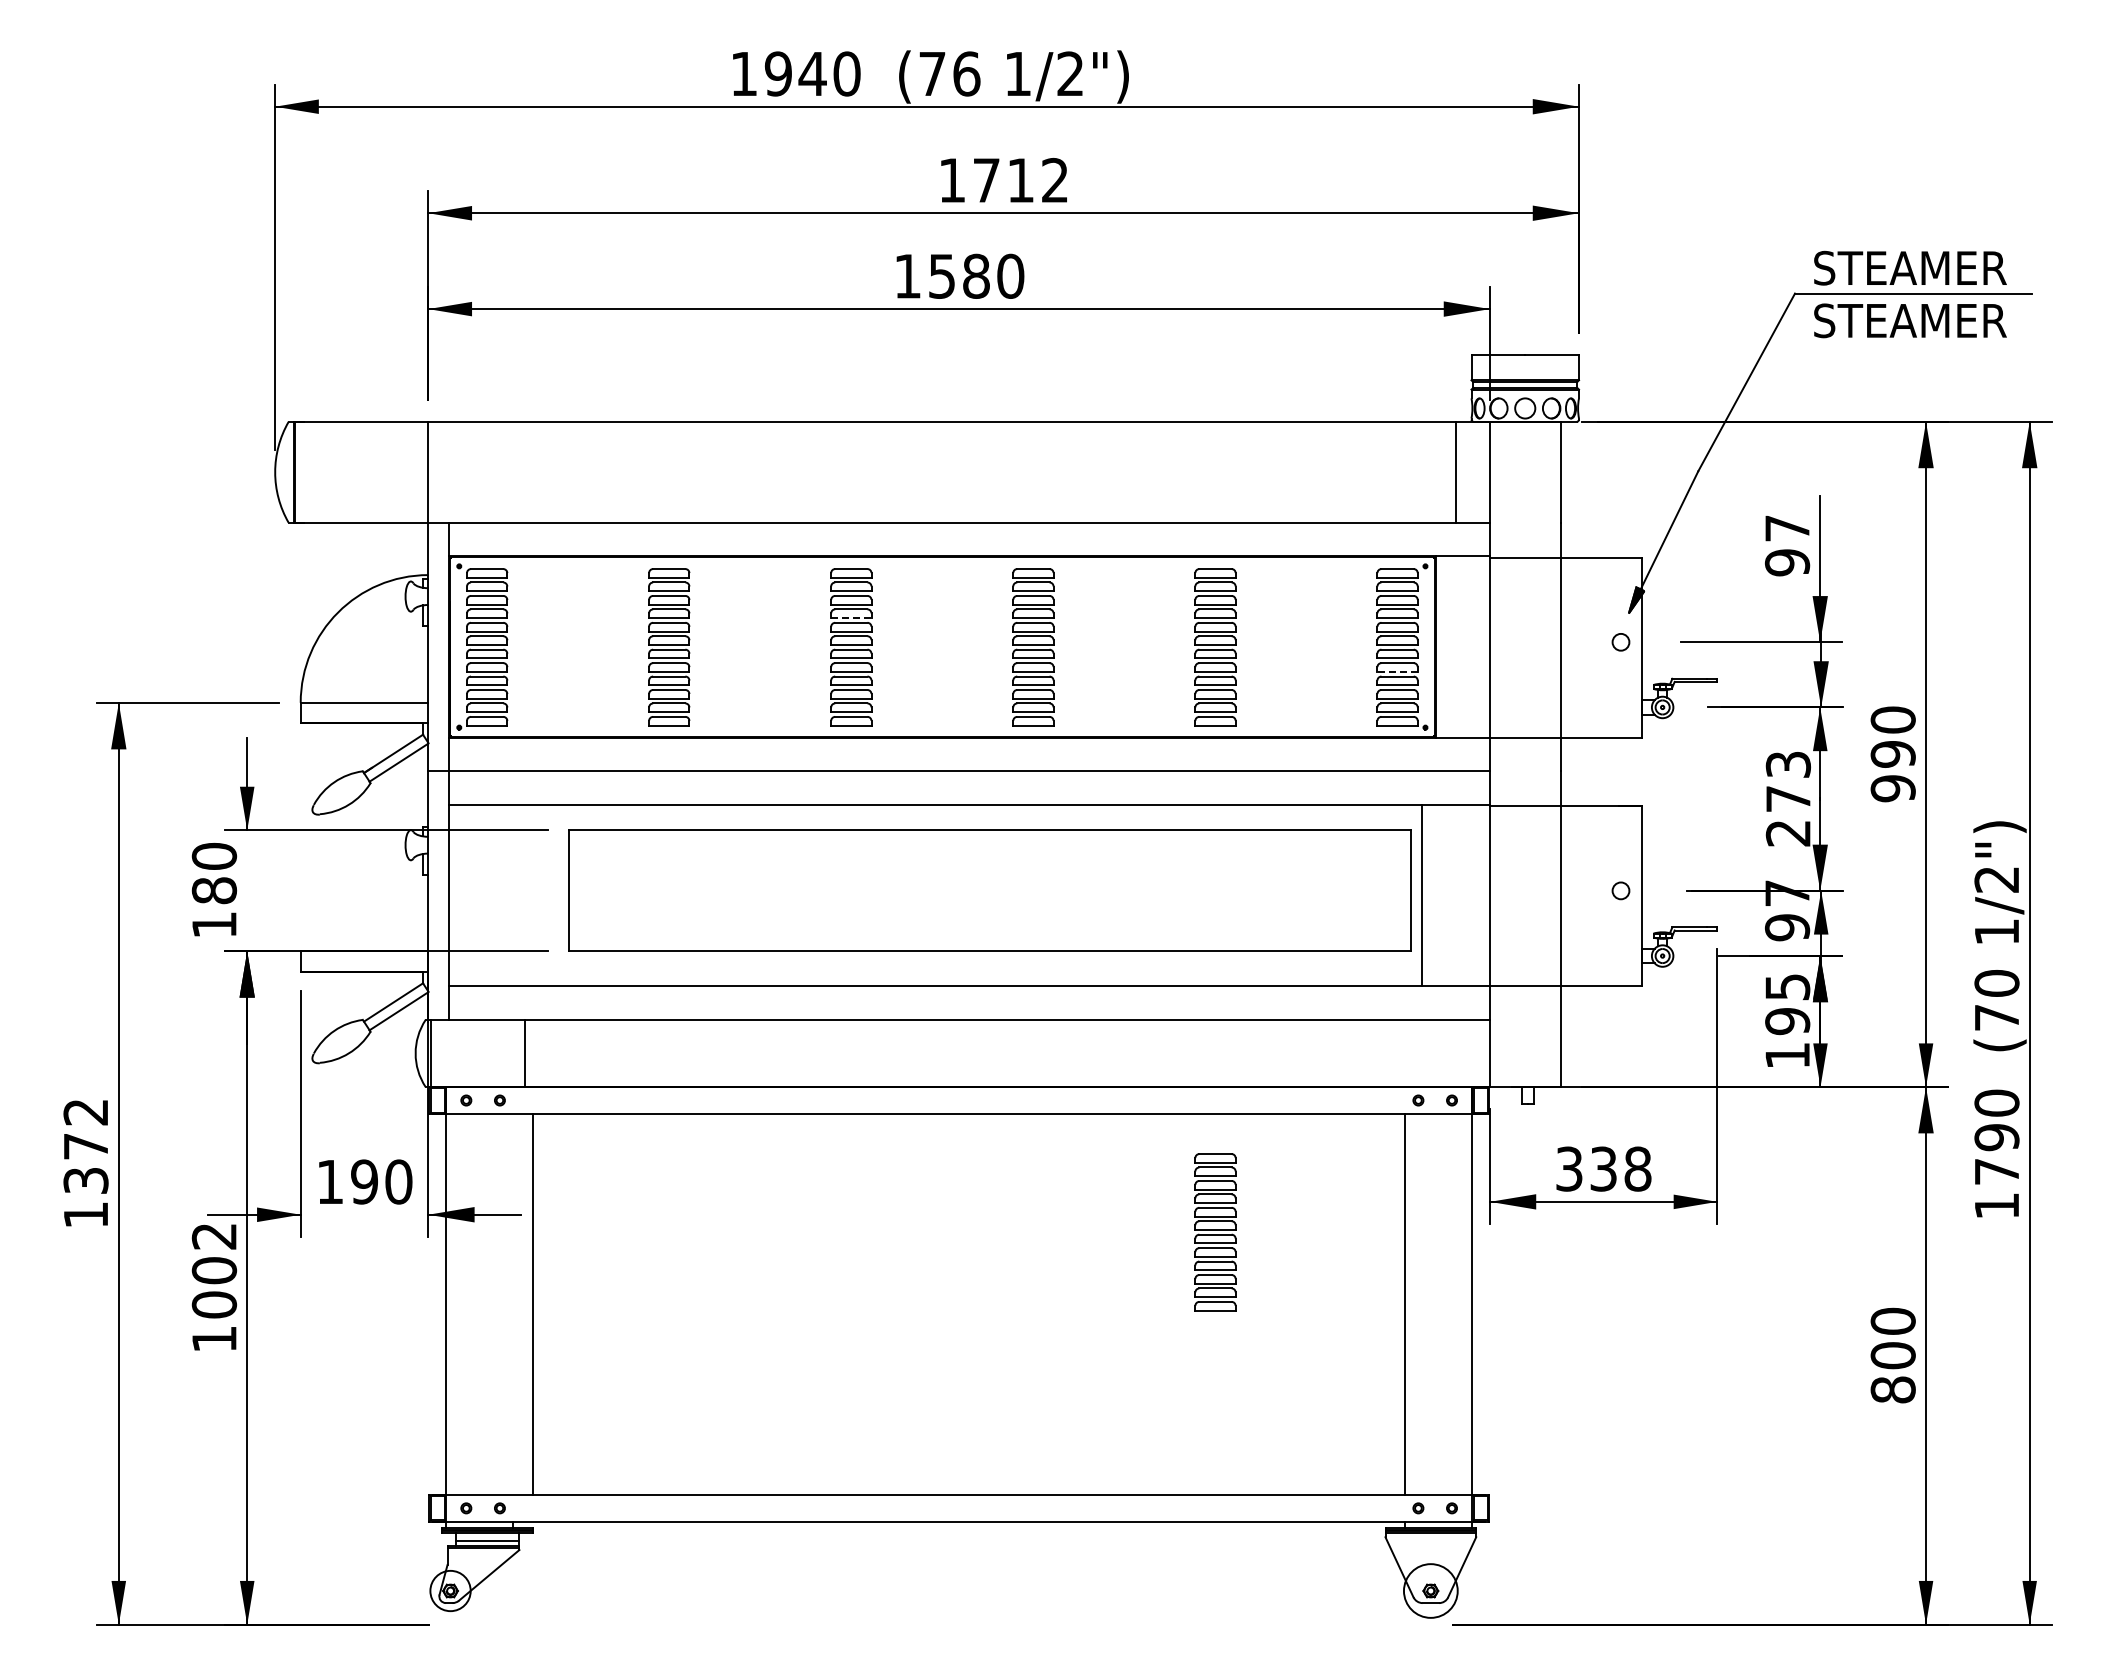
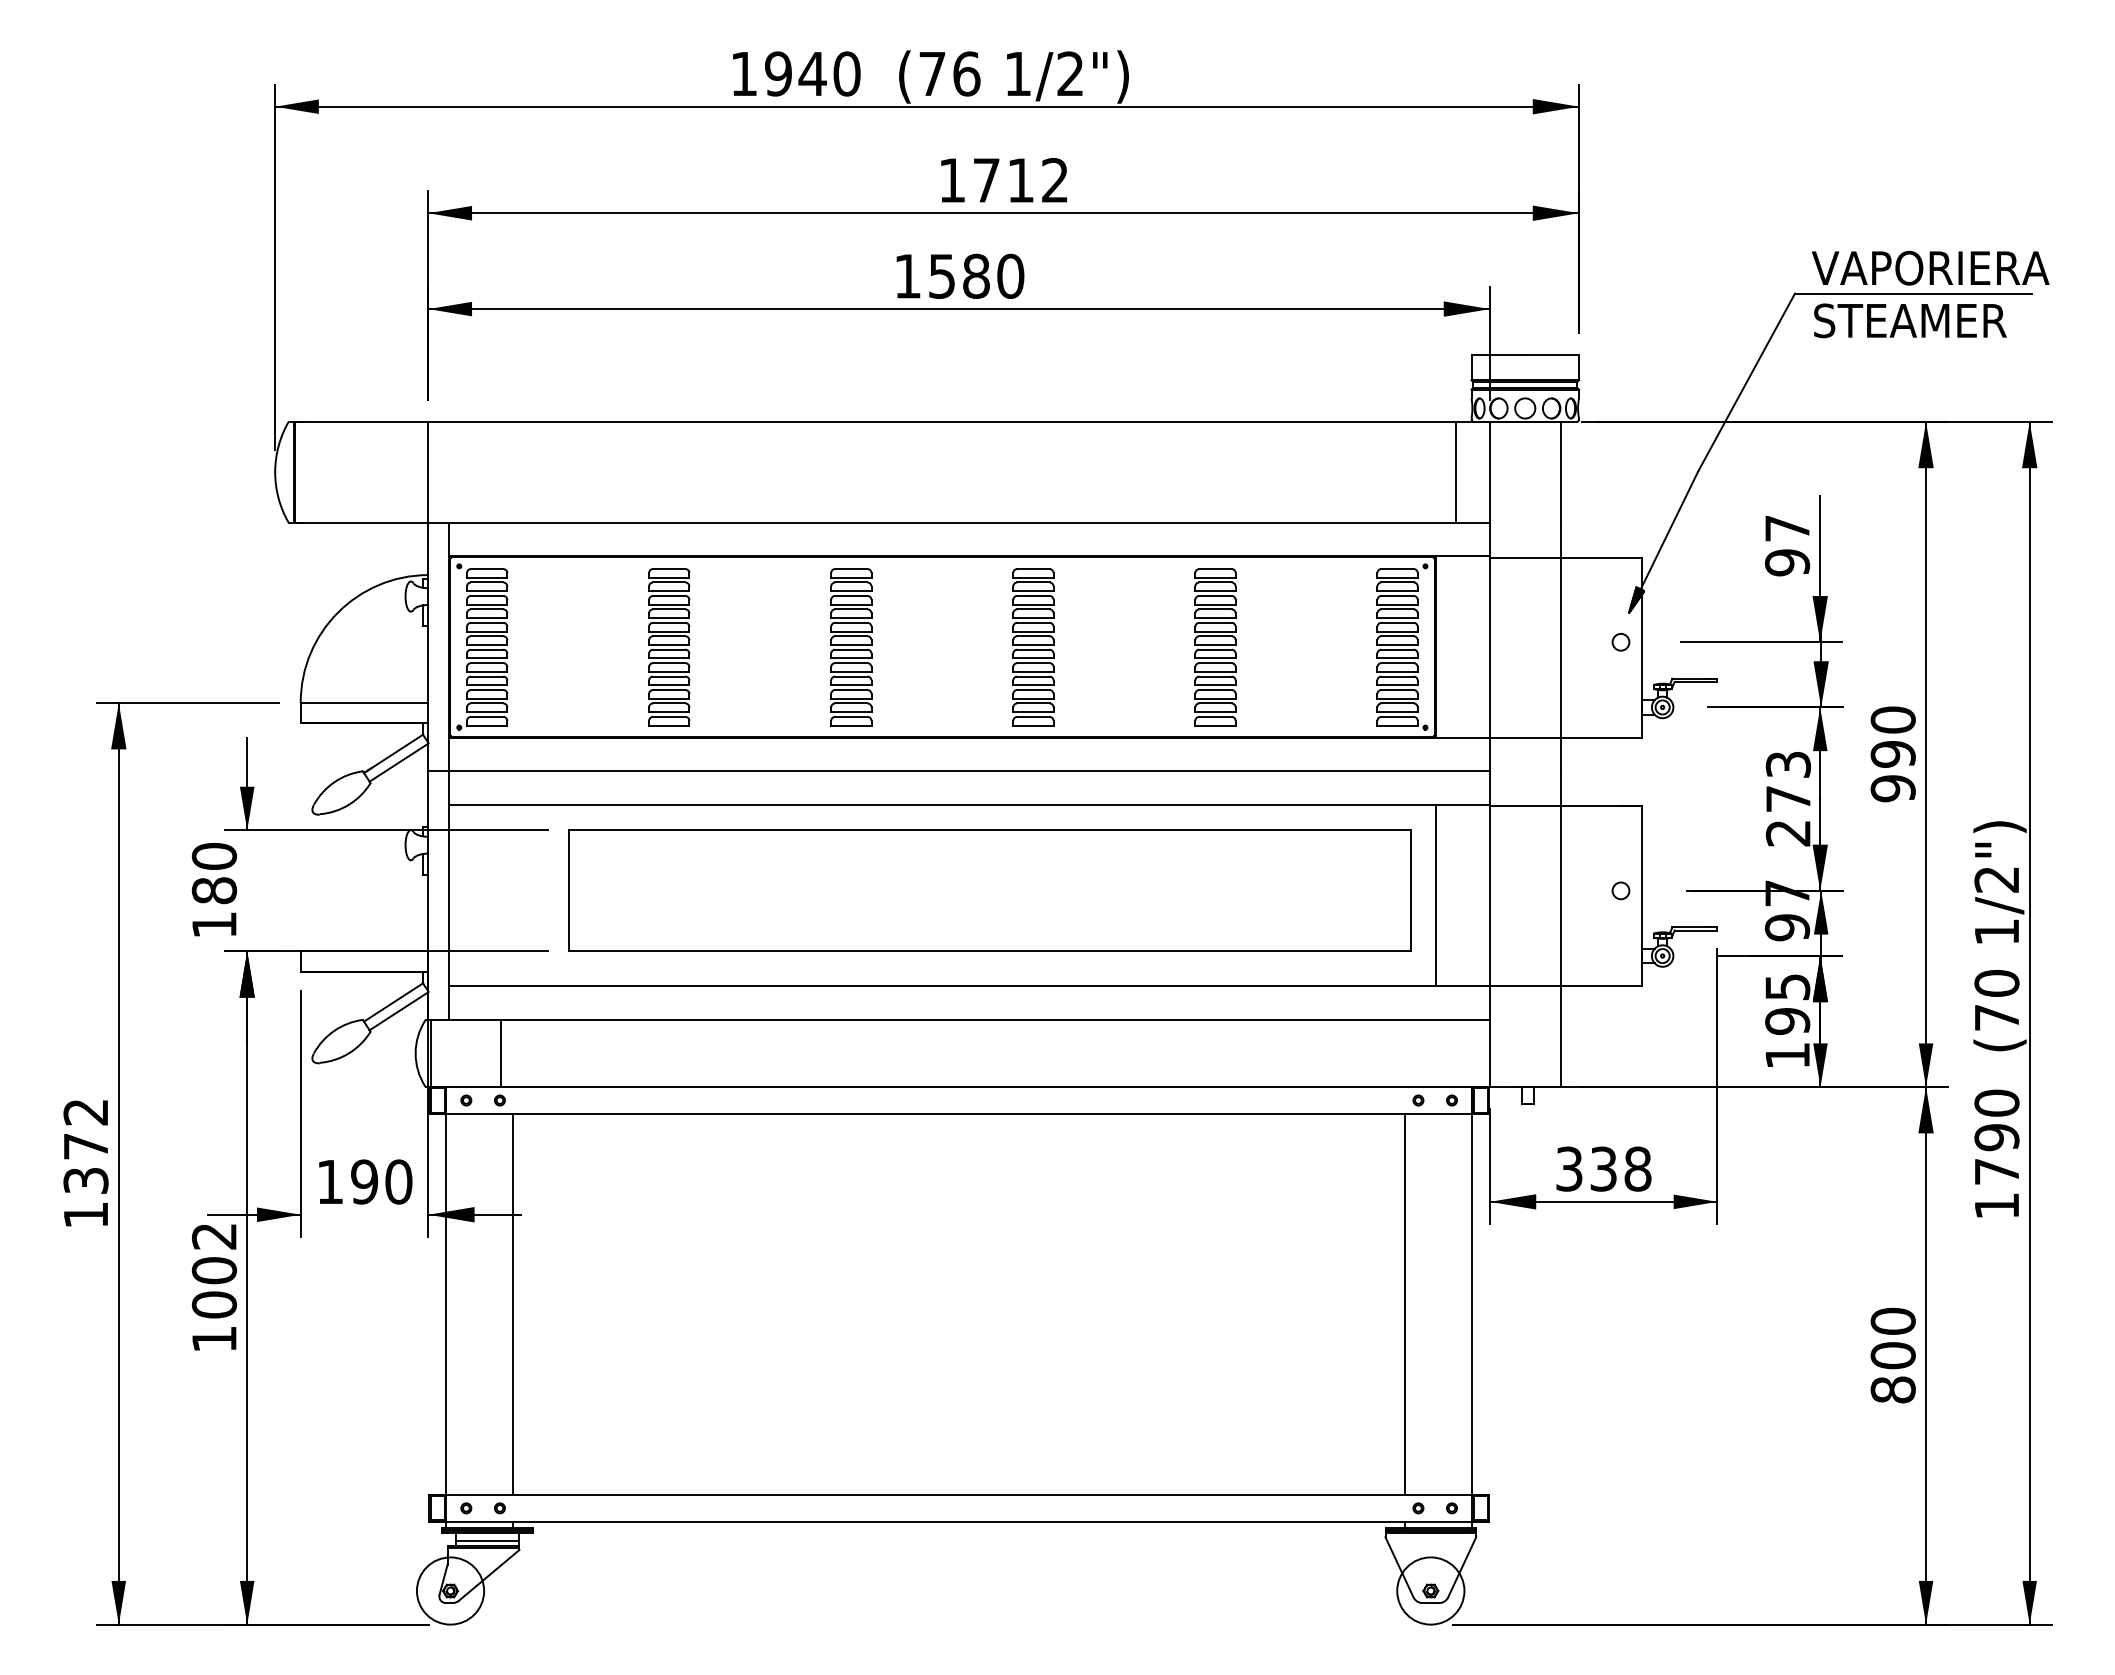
text: STEAMER -> VAPORIERA (1930, 267)
line: dashed -> solid (851, 618)
line: dashed -> solid (1397, 671)
line position: (1422, 895) -> (1436, 895) (1436, 895)
line position: (524, 1053) -> (500, 1053) (500, 1053)
part: present -> none (1215, 1232)
line position: (533, 1303) -> (513, 1303) (513, 1303)
circle diameter: 40 px -> 67 px (450, 1590)
circle diameter: 54 px -> 67 px (1430, 1590)
